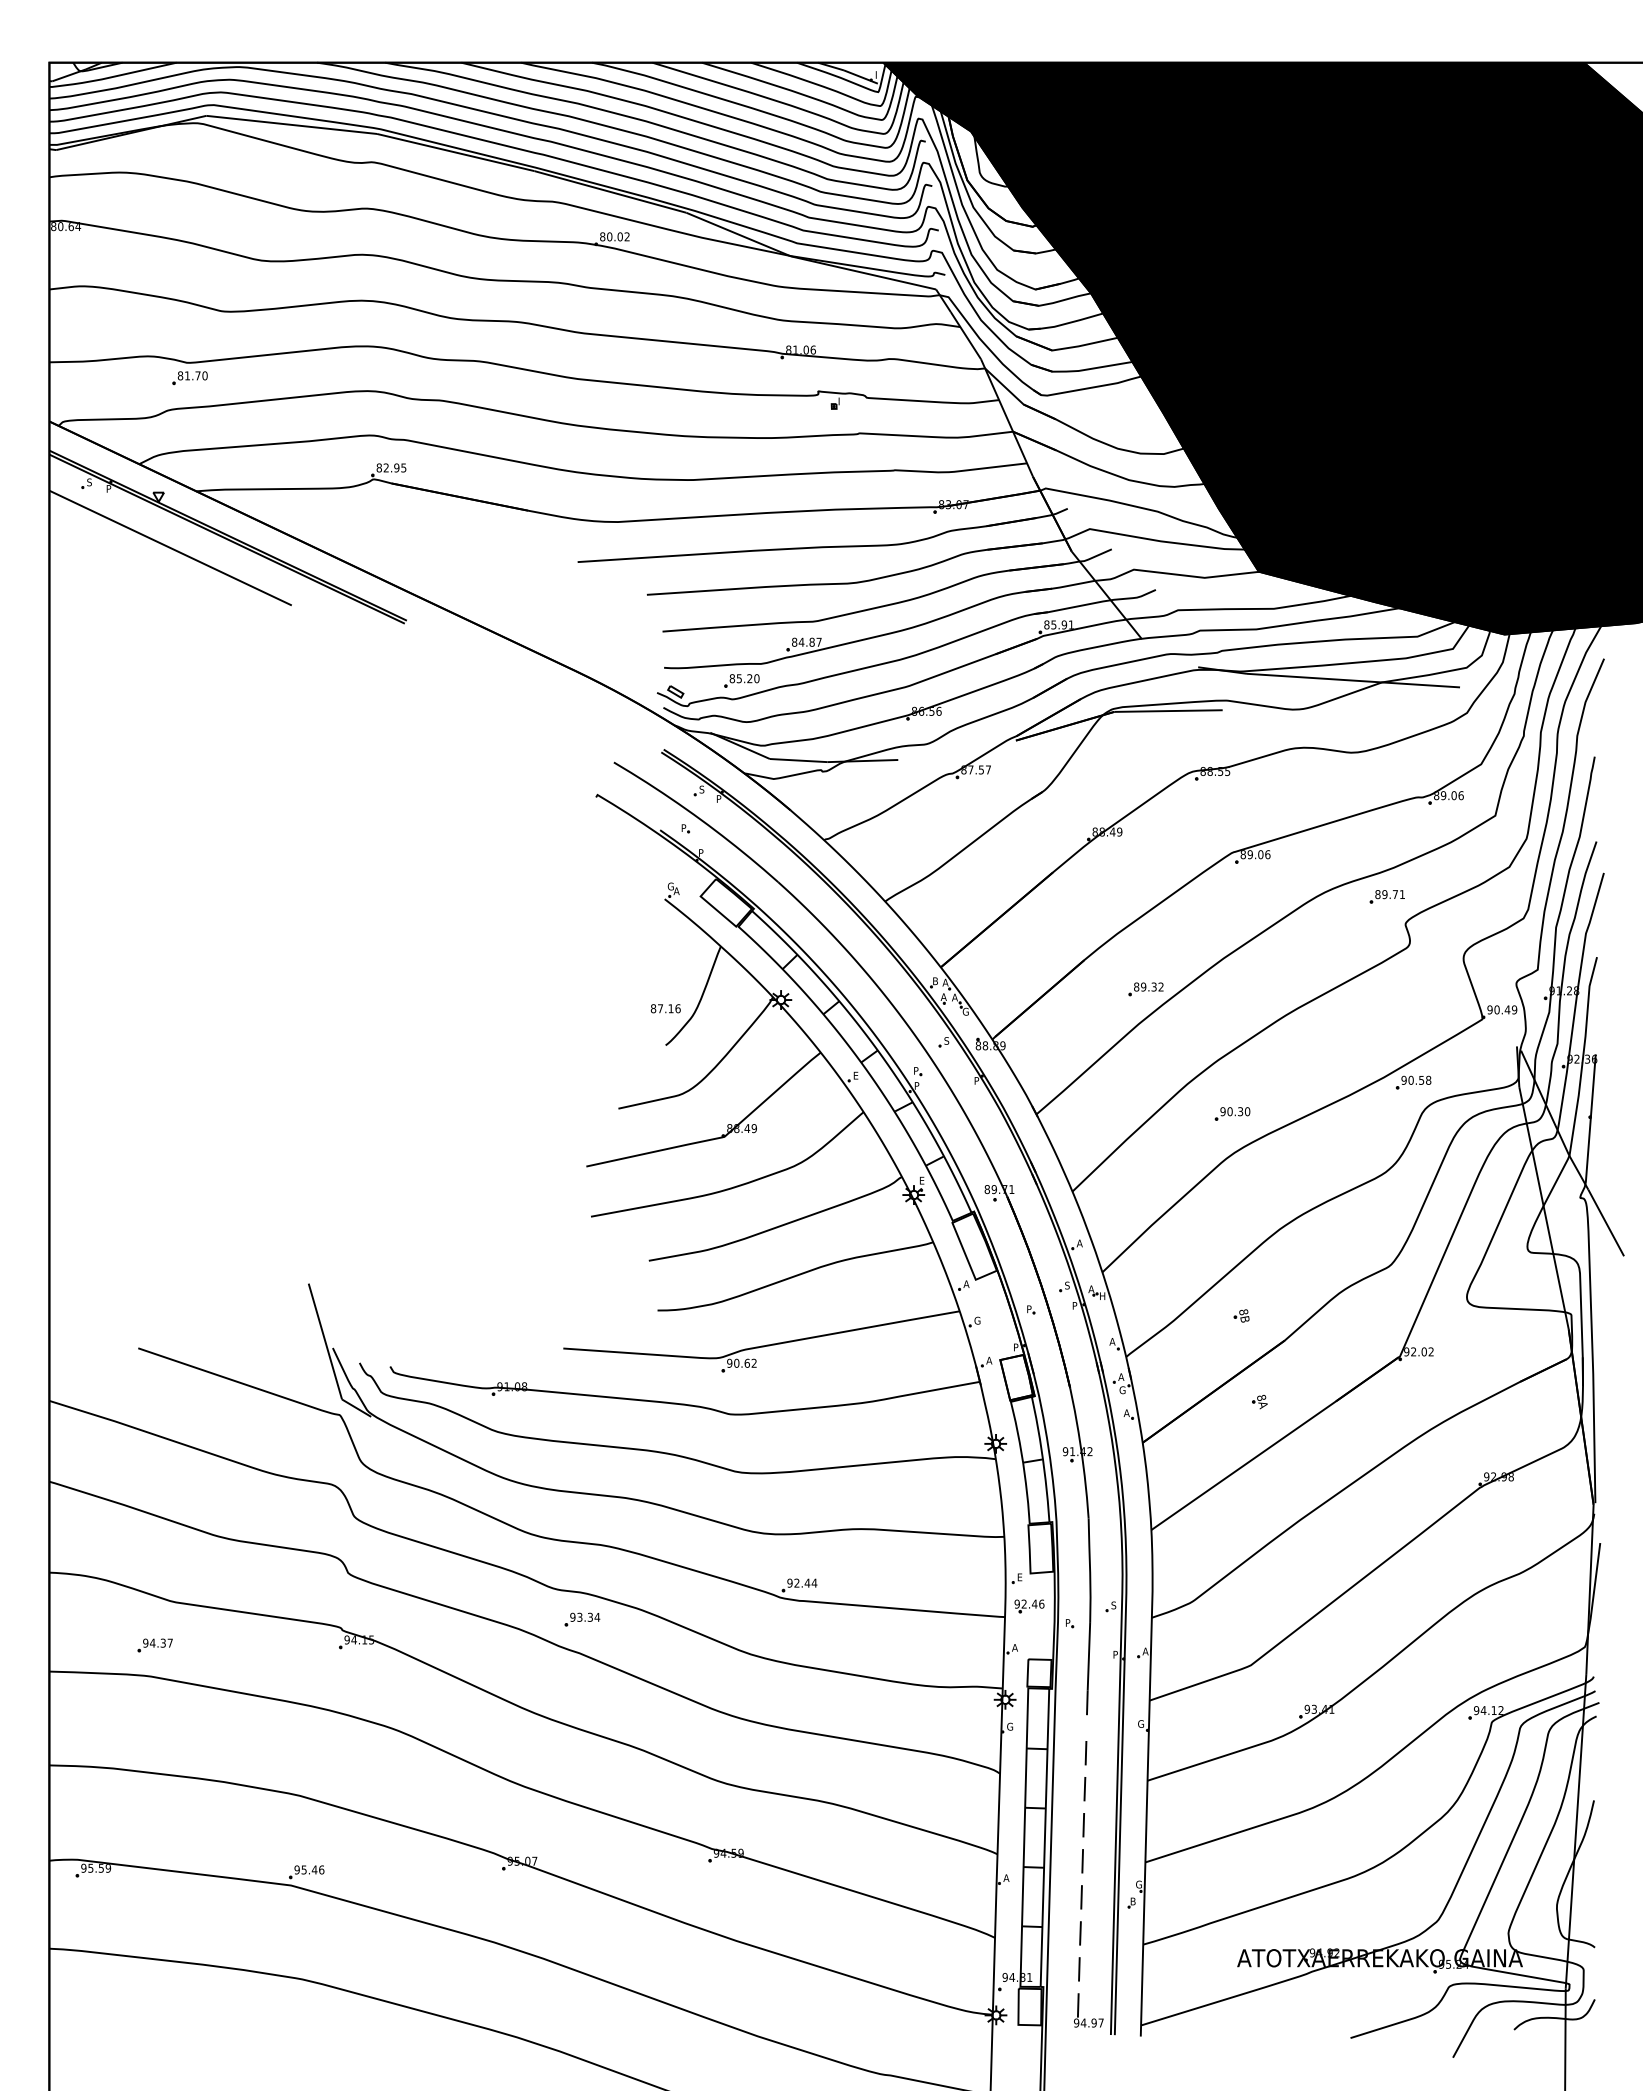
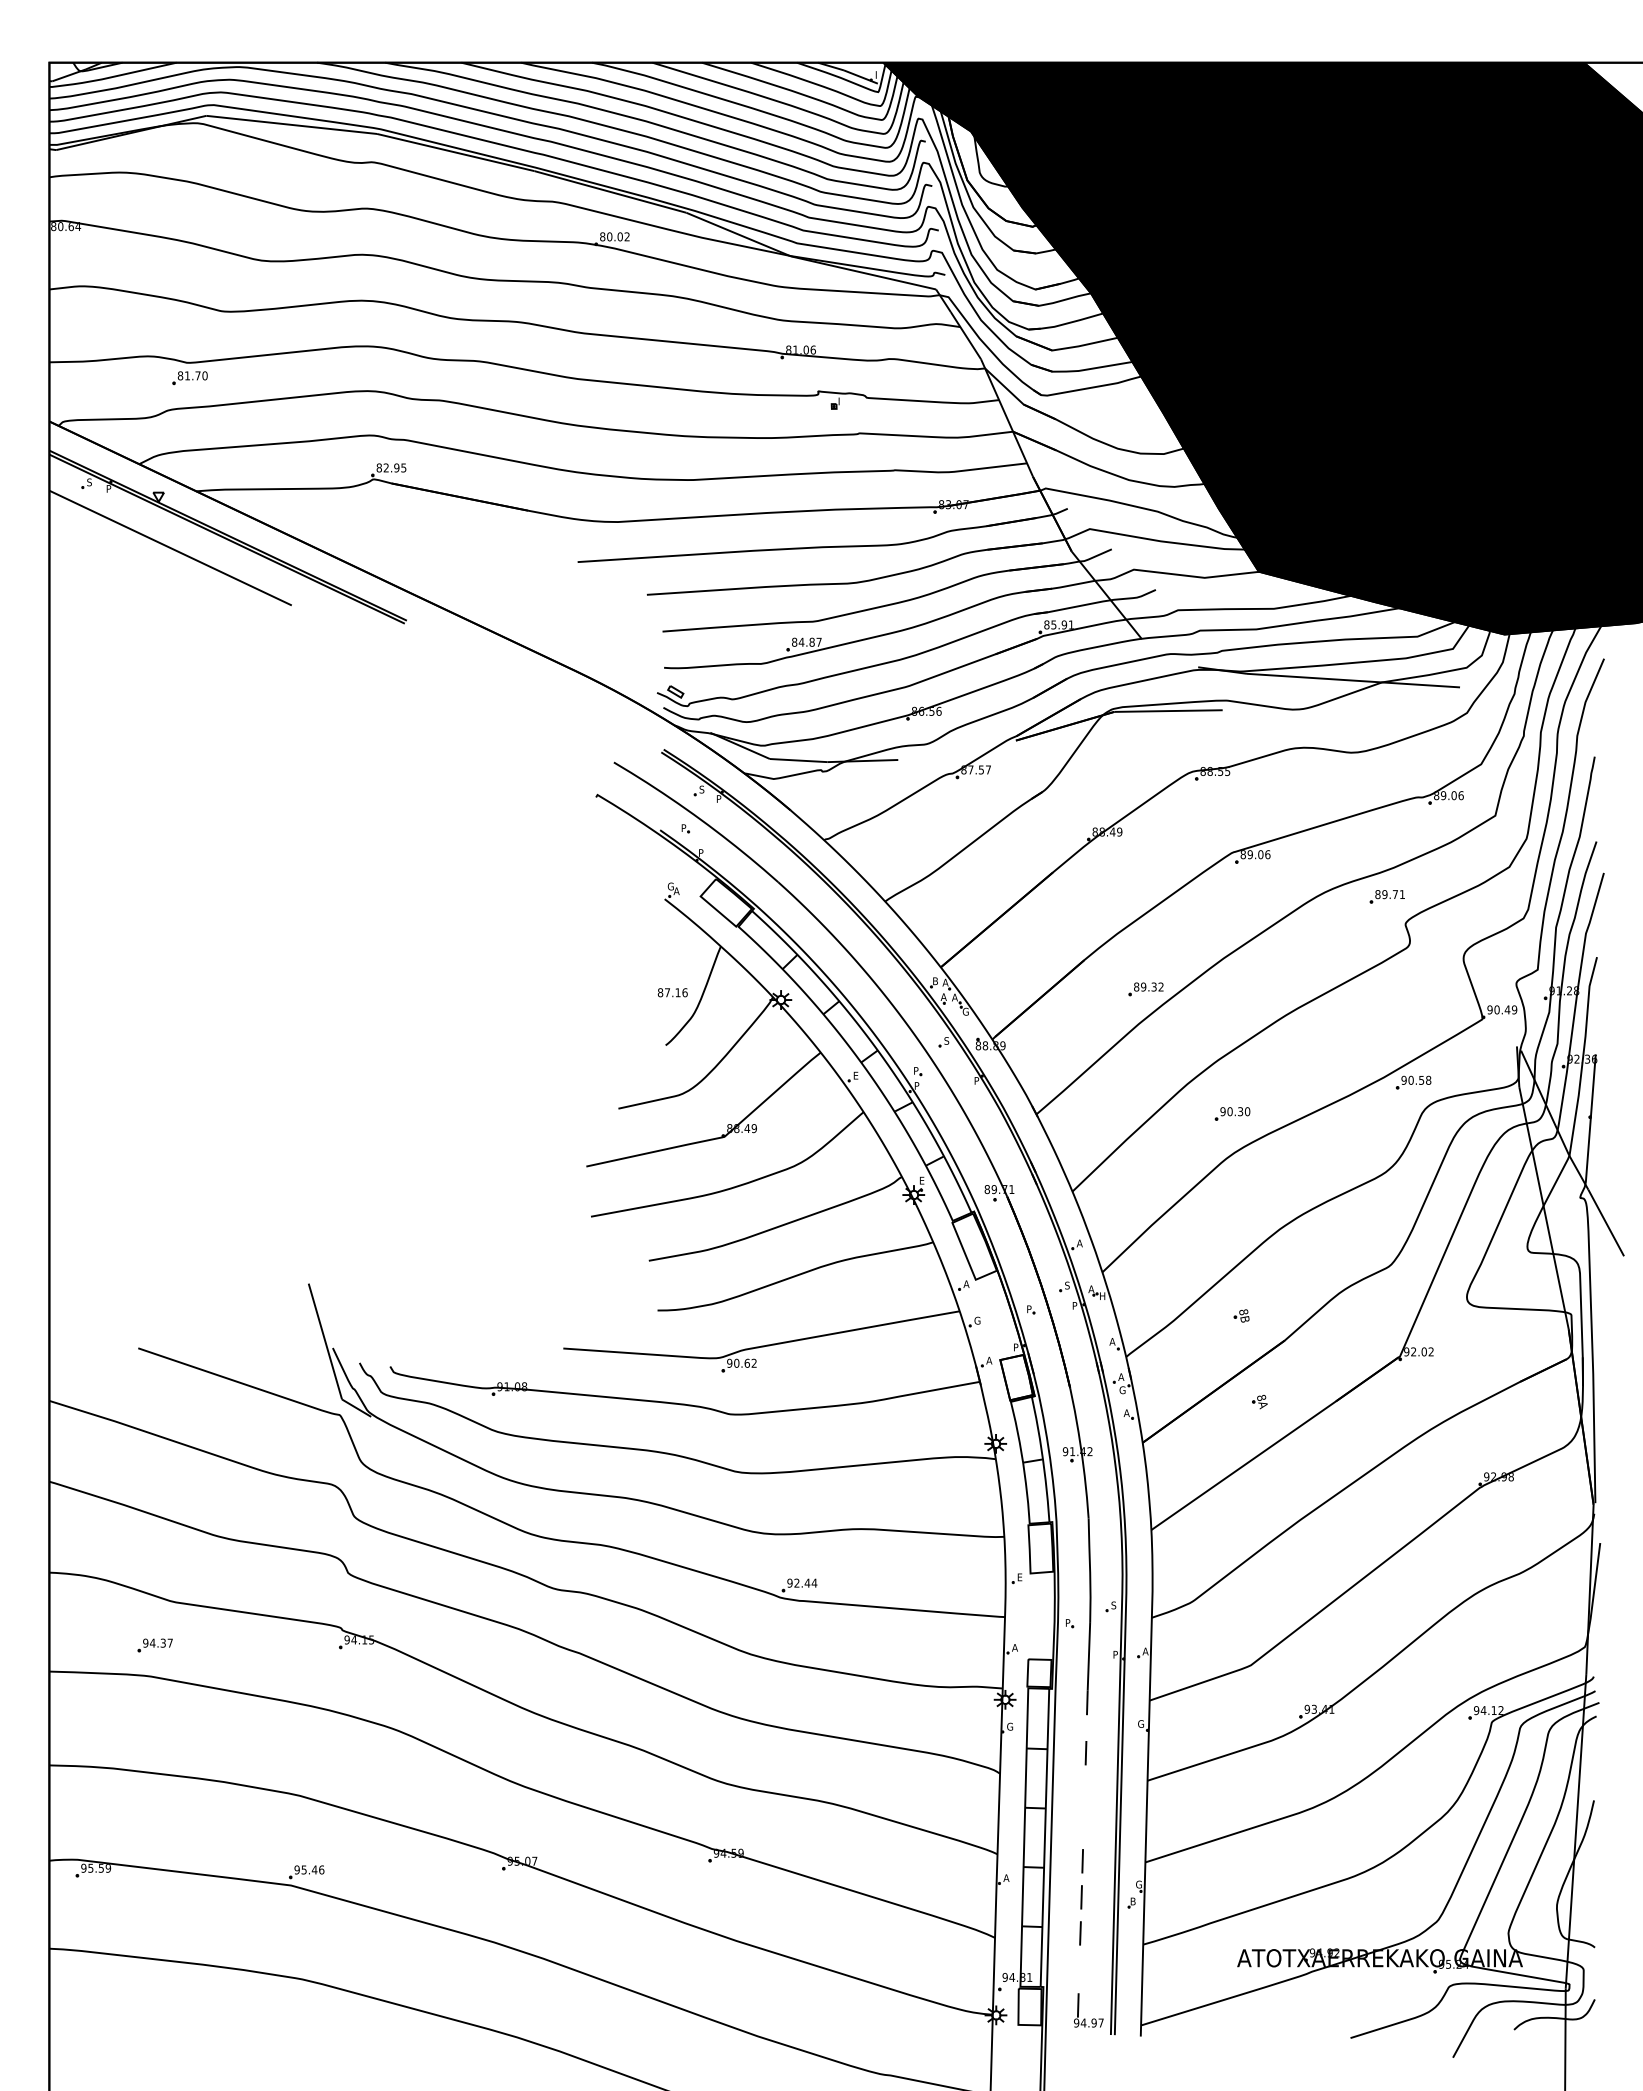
part: present -> none (741, 680)
text position: (665, 1008) -> (672, 992) (672, 992)
part: present -> none (1029, 1606)
part: present -> none (582, 1619)
line: present -> none (1084, 1789)
line: present -> none (1083, 1825)
line: present -> none (1079, 1969)
